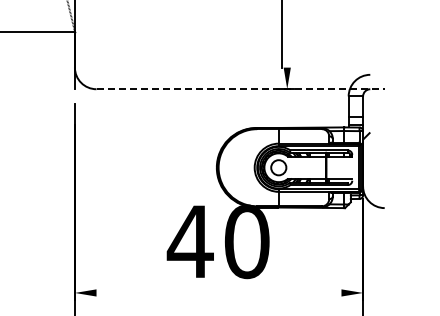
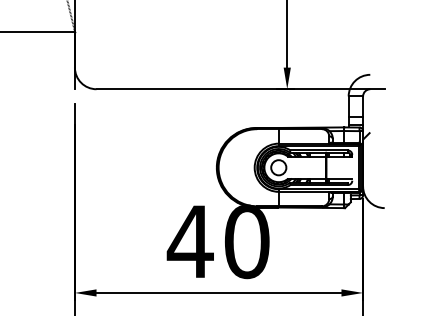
line position: (282, 34) -> (287, 34) (287, 34)
line: dashed -> solid (241, 89)
line: none -> present (218, 292)
